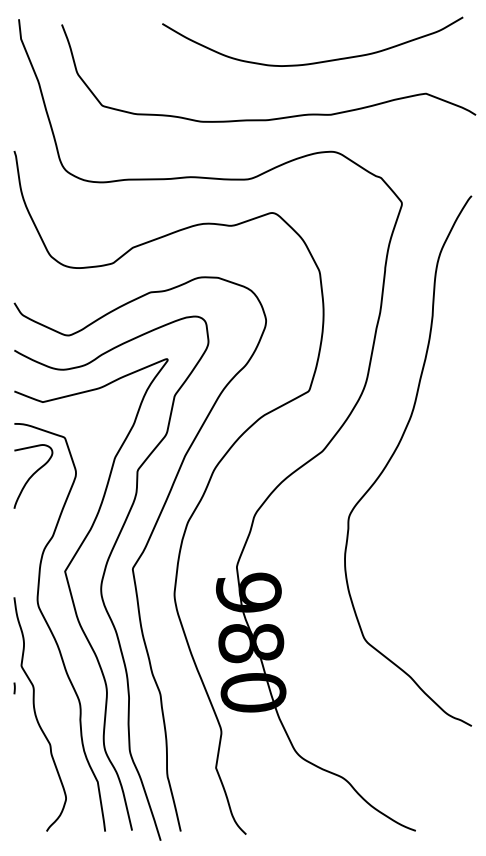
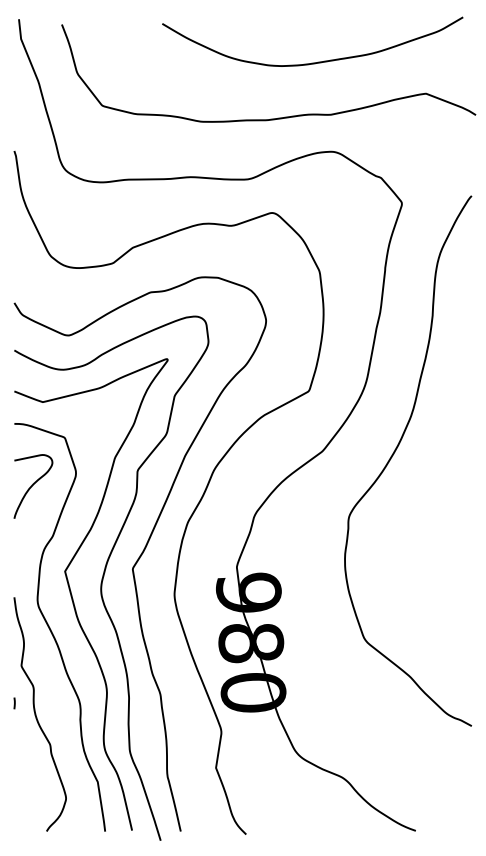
curve position: (33, 475) -> (33, 485) (33, 485)
line position: (14, 688) -> (14, 703) (14, 703)
